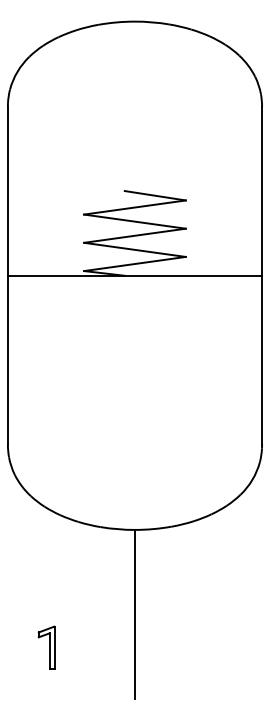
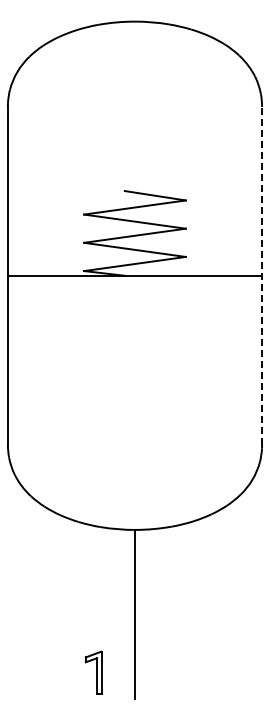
line: solid -> dashed (262, 275)
part position: (46, 647) -> (93, 672) (93, 672)
